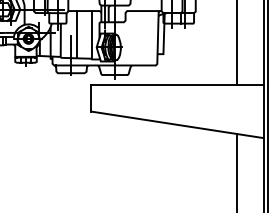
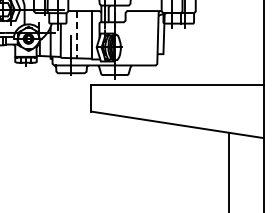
line: solid -> dashed (77, 34)
line: present -> none (237, 43)
line: present -> none (267, 105)
line position: (237, 171) -> (229, 171) (229, 171)
